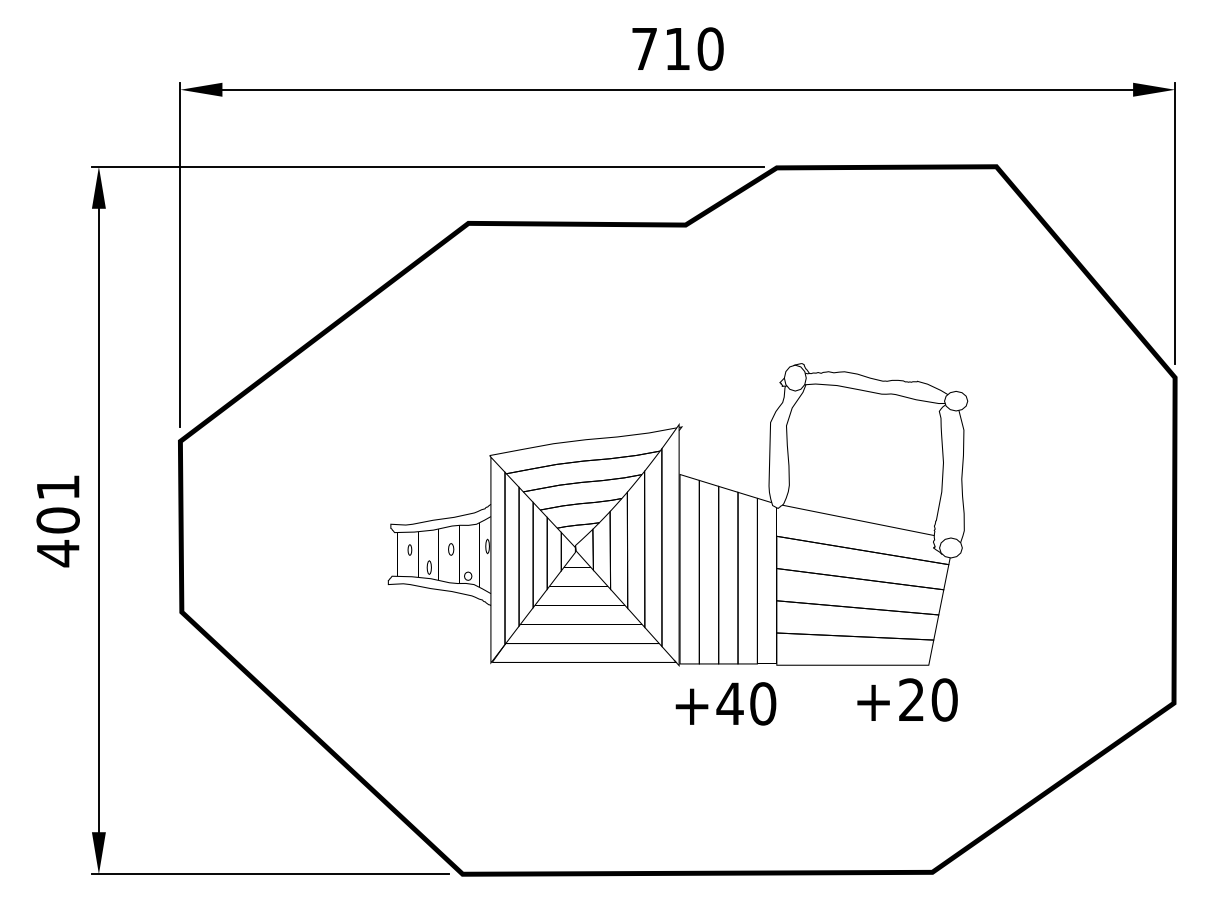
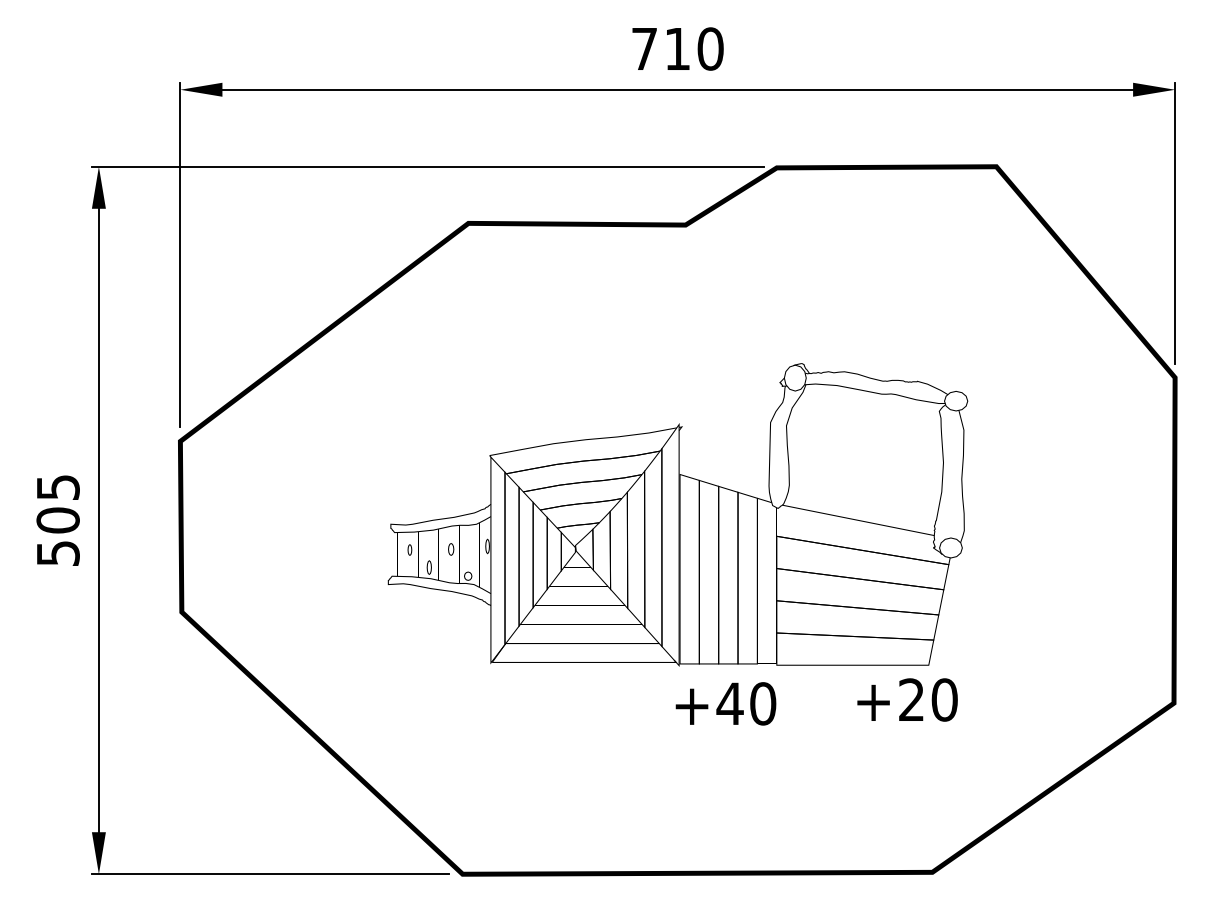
text: 401 -> 505 (58, 521)
